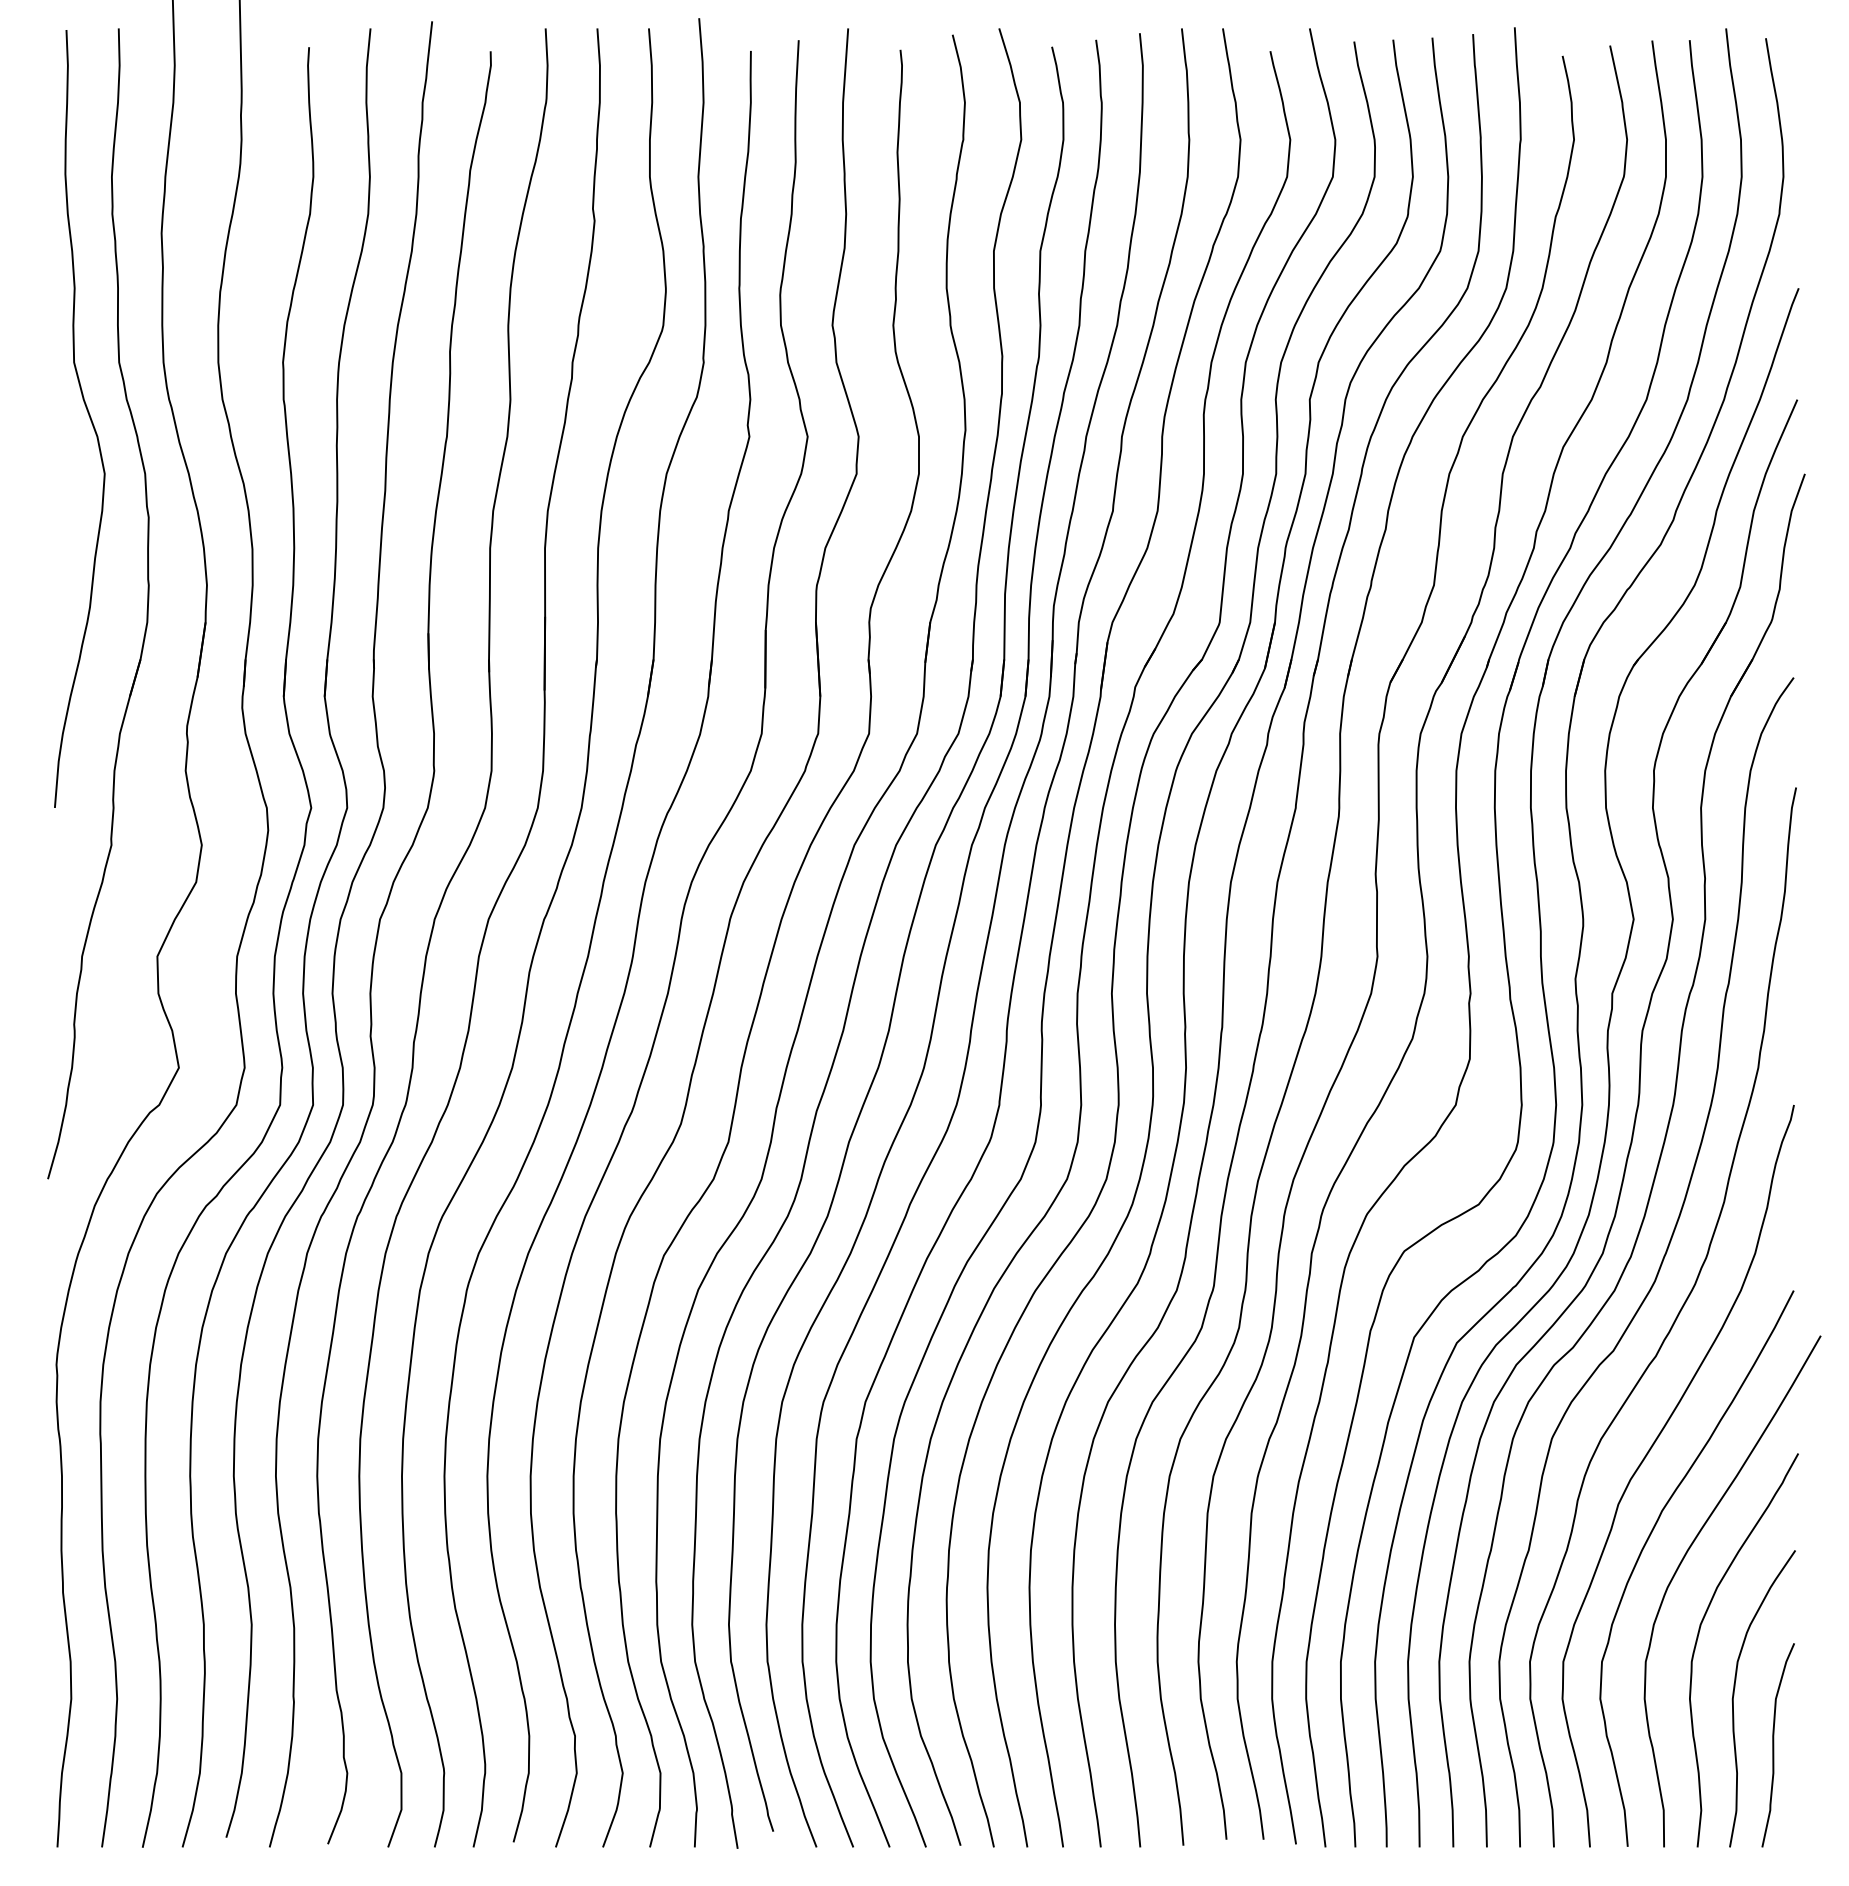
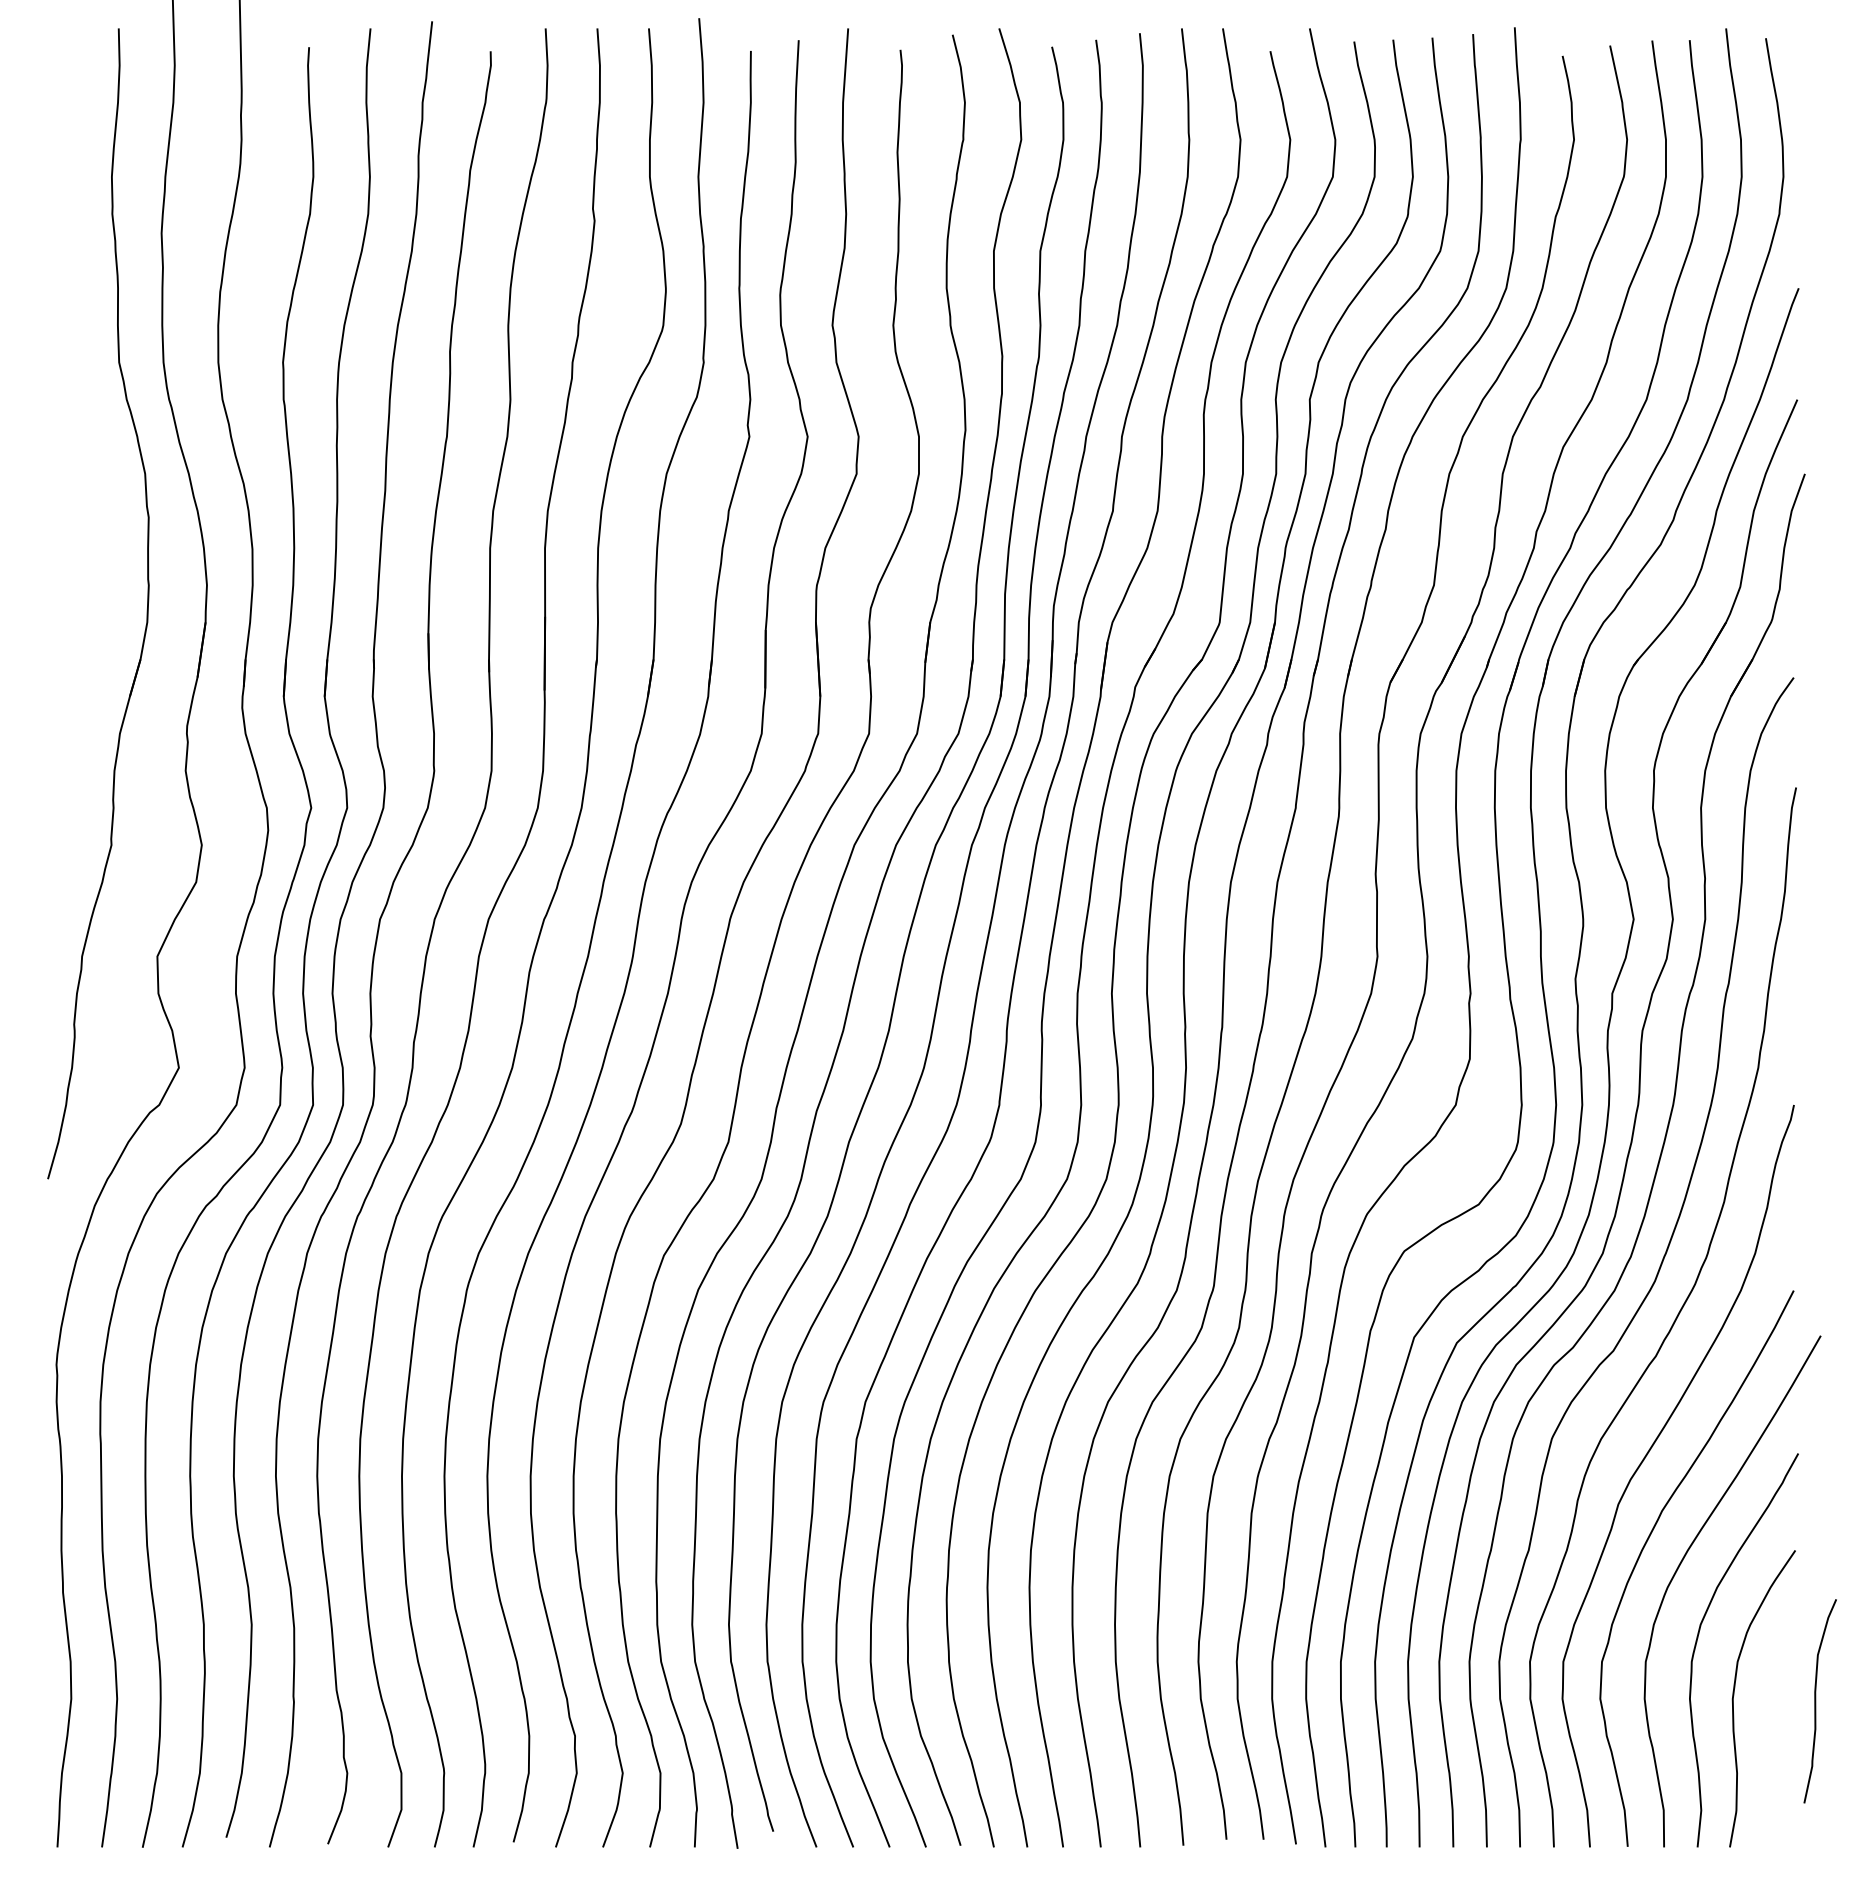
curve: present -> none (87, 413)
curve position: (1774, 1745) -> (1816, 1701) (1816, 1701)
